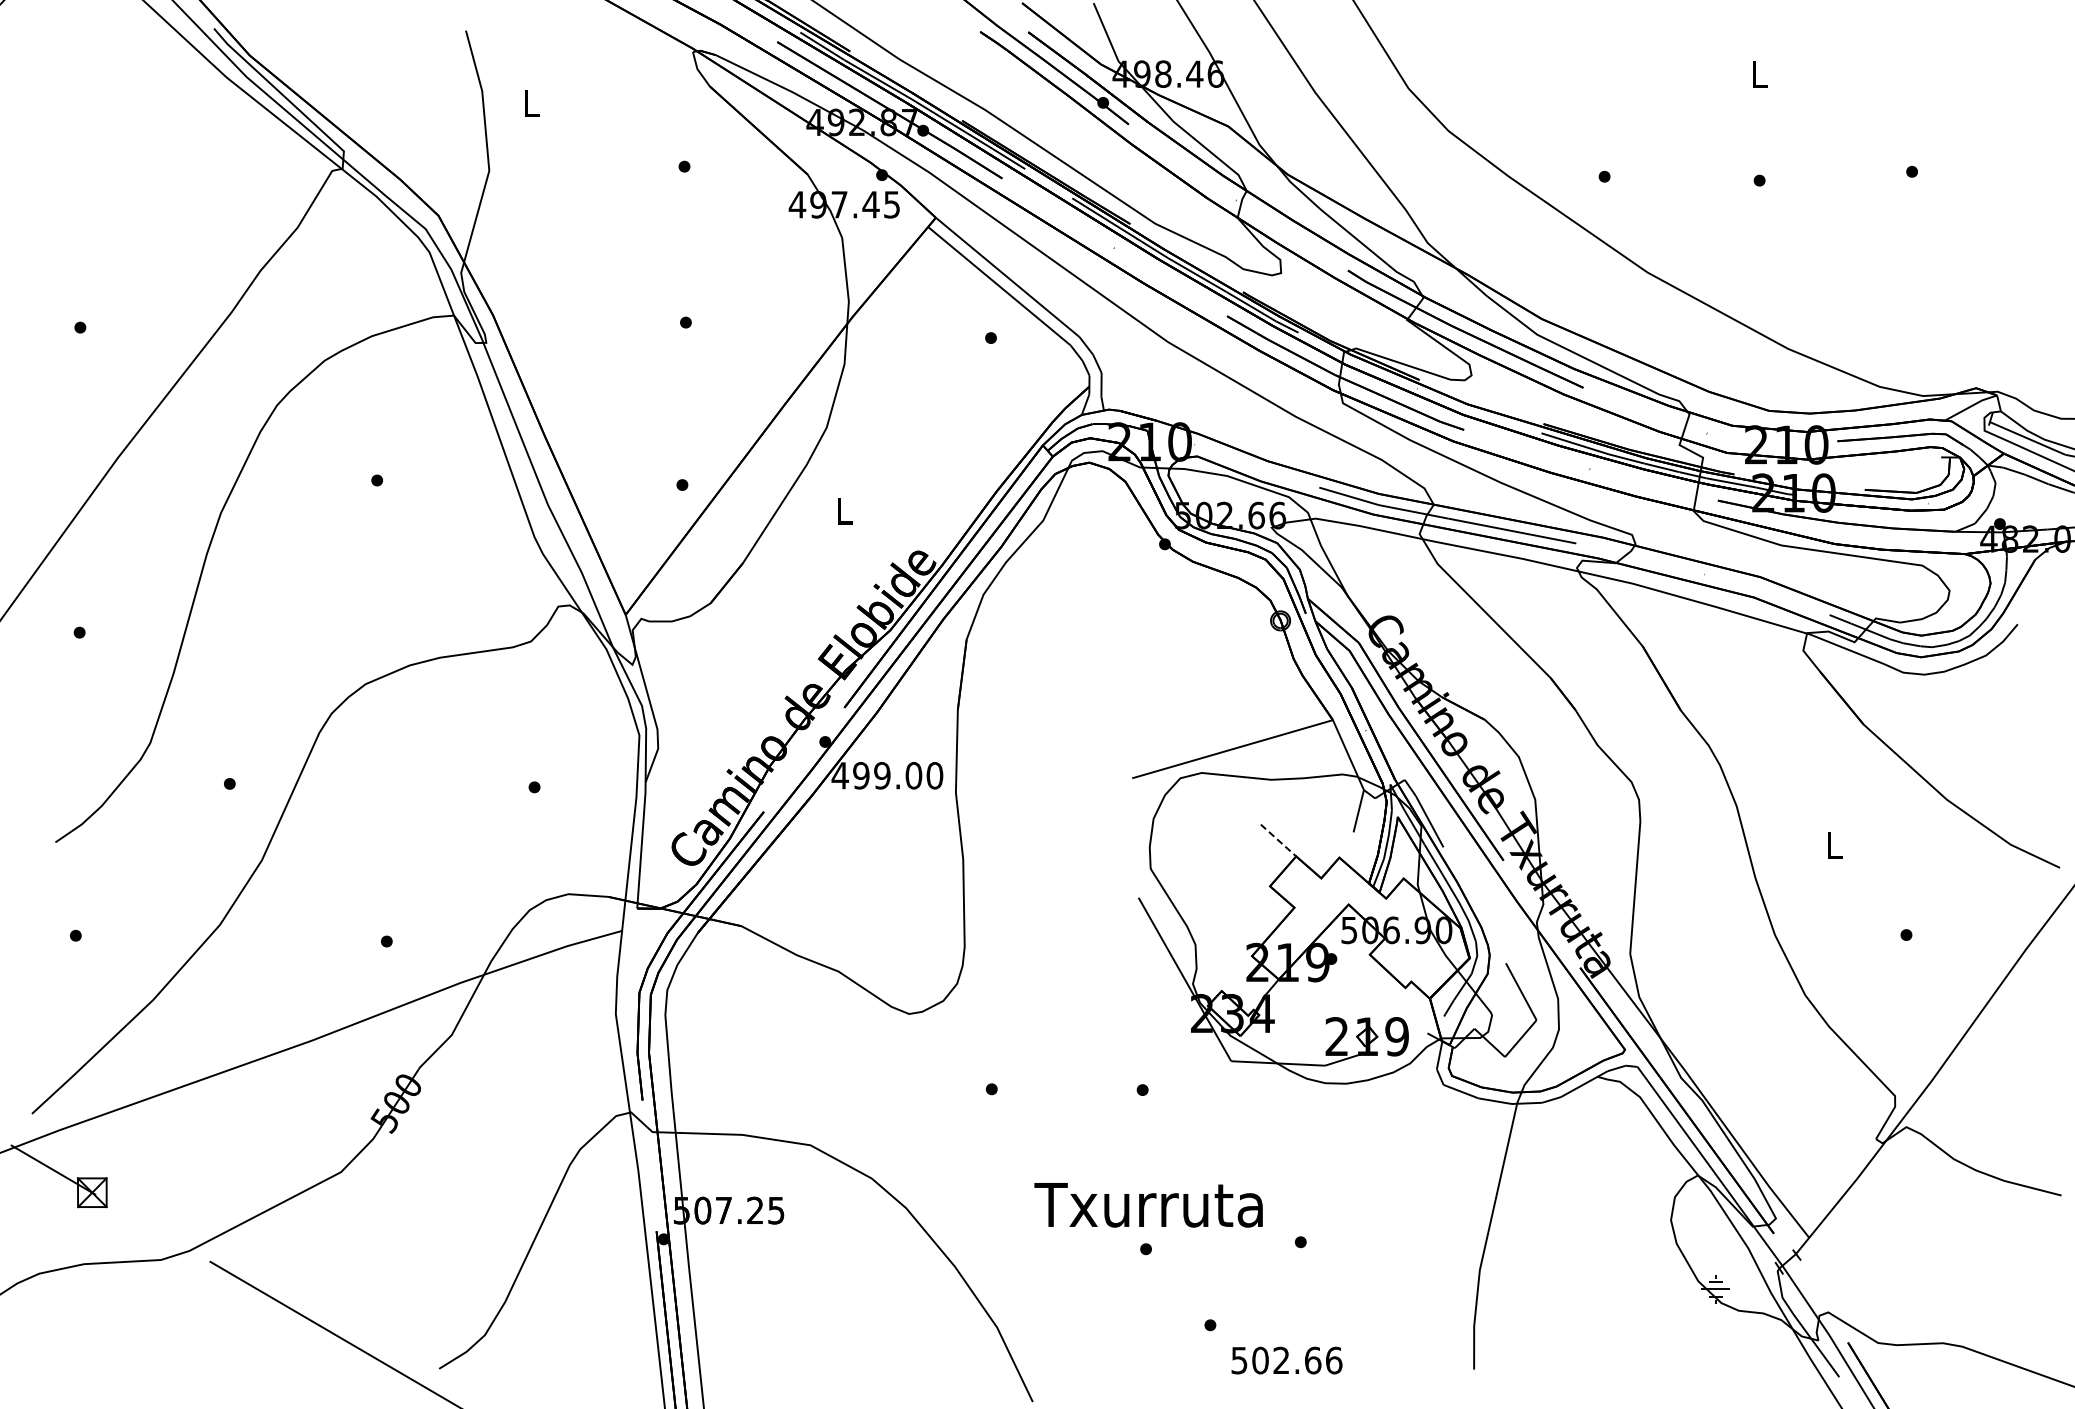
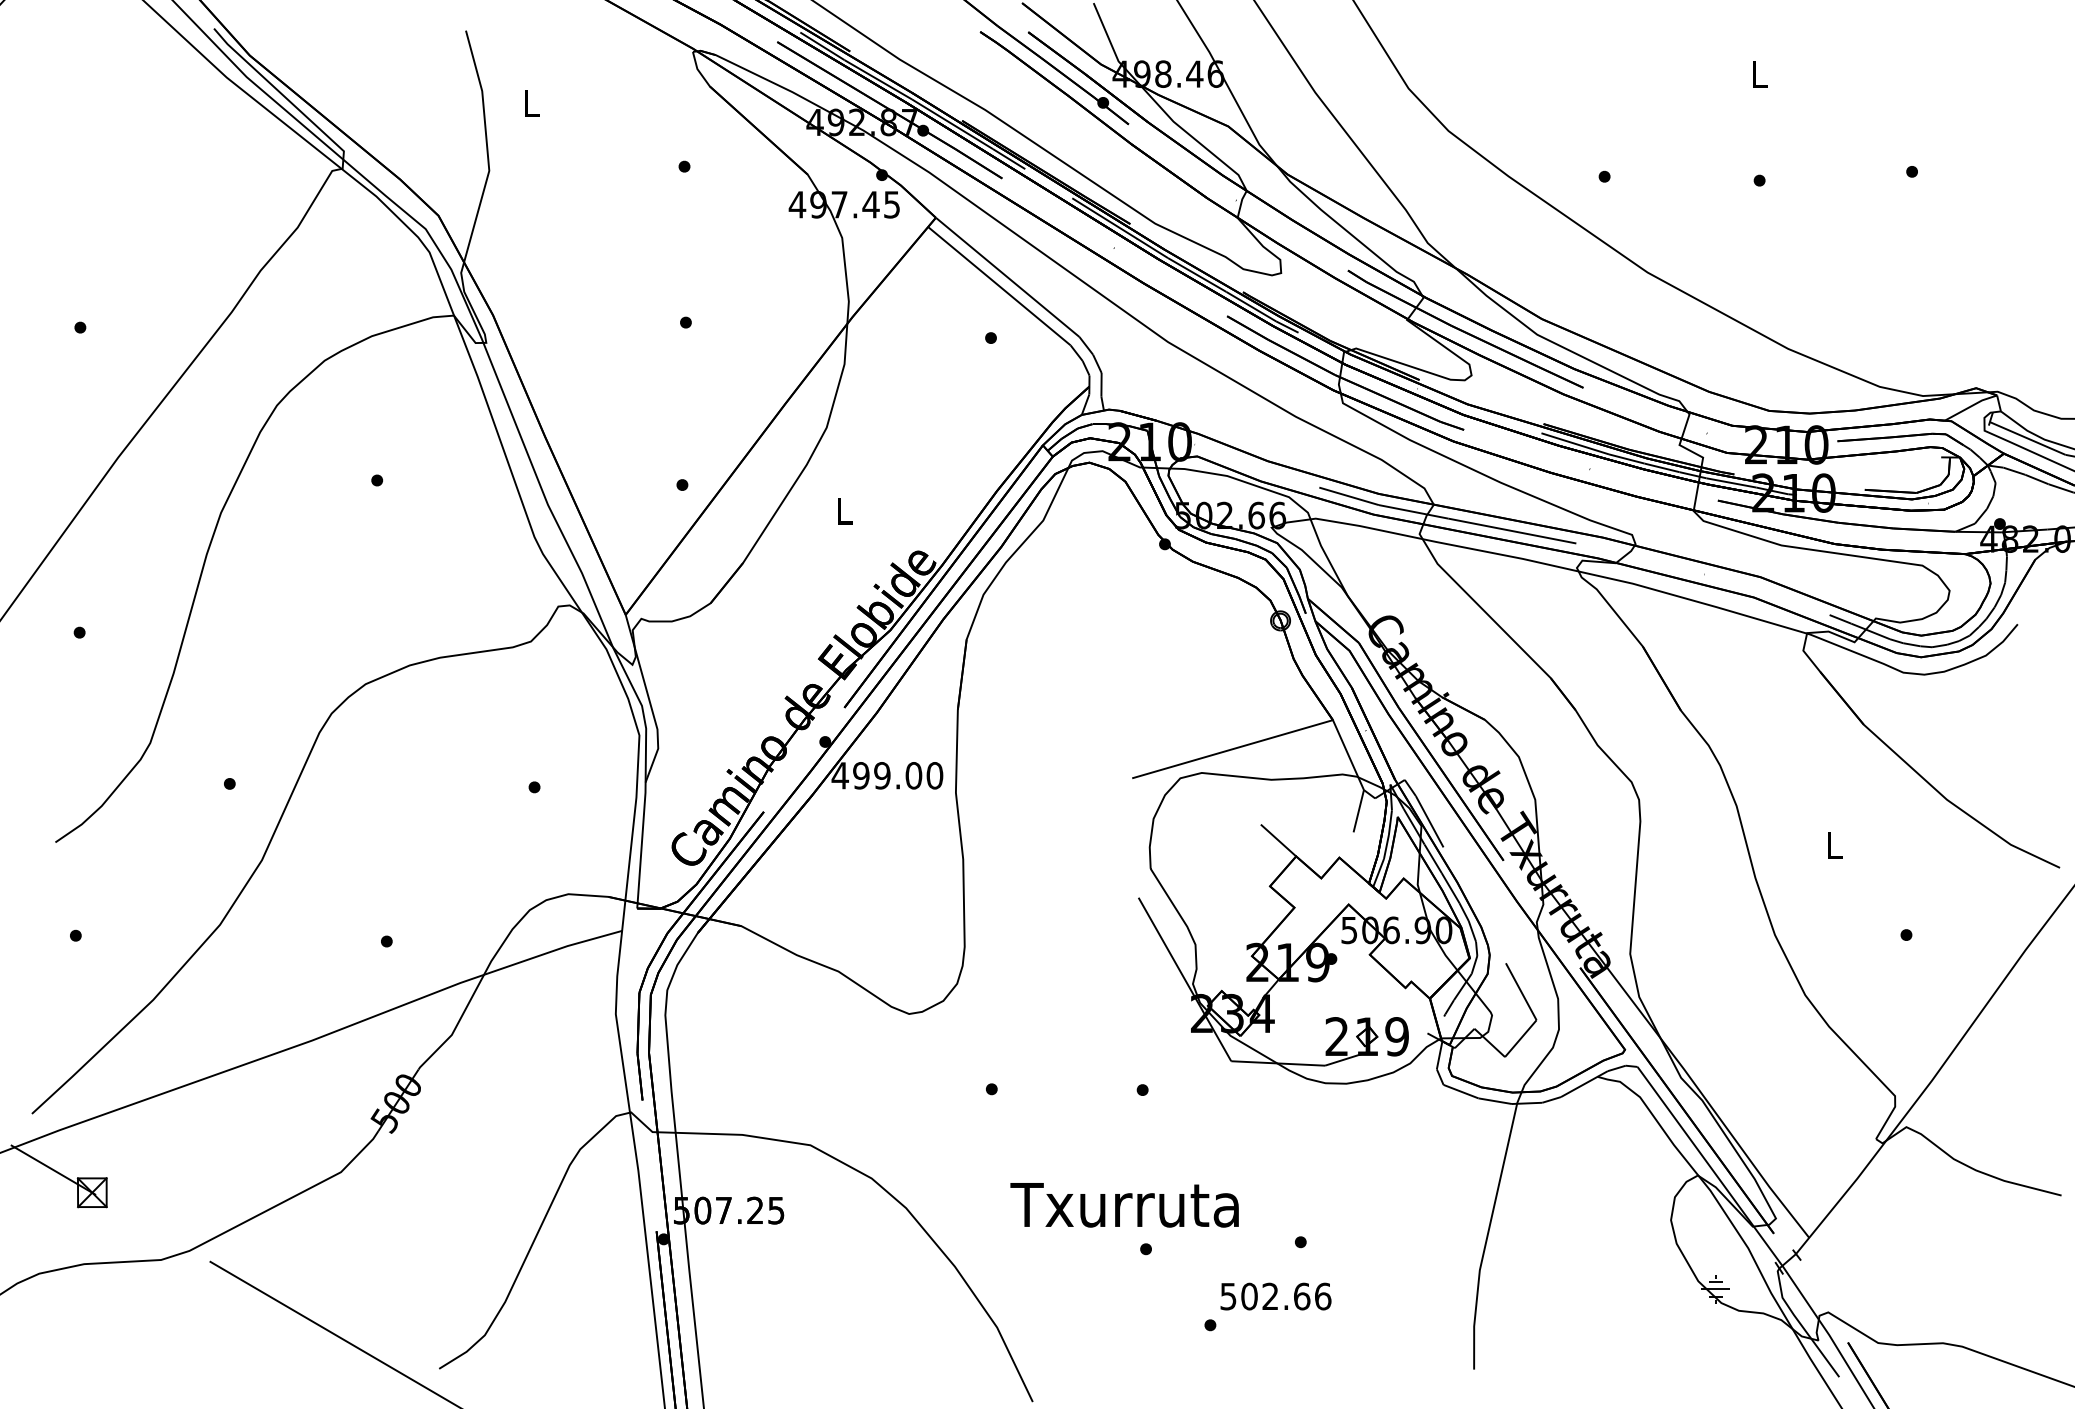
line: dashed -> solid (1278, 840)
text position: (1148, 1205) -> (1124, 1205) (1124, 1205)
text position: (1286, 1360) -> (1275, 1296) (1275, 1296)
